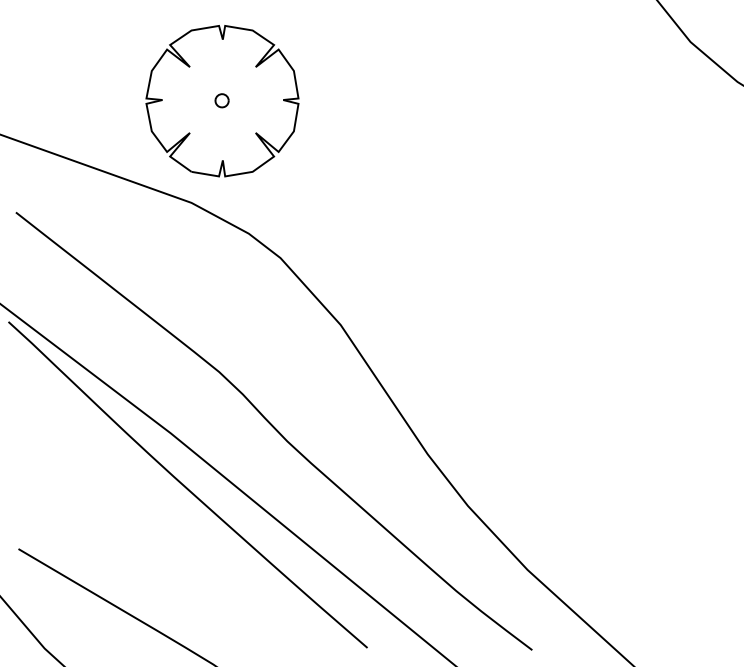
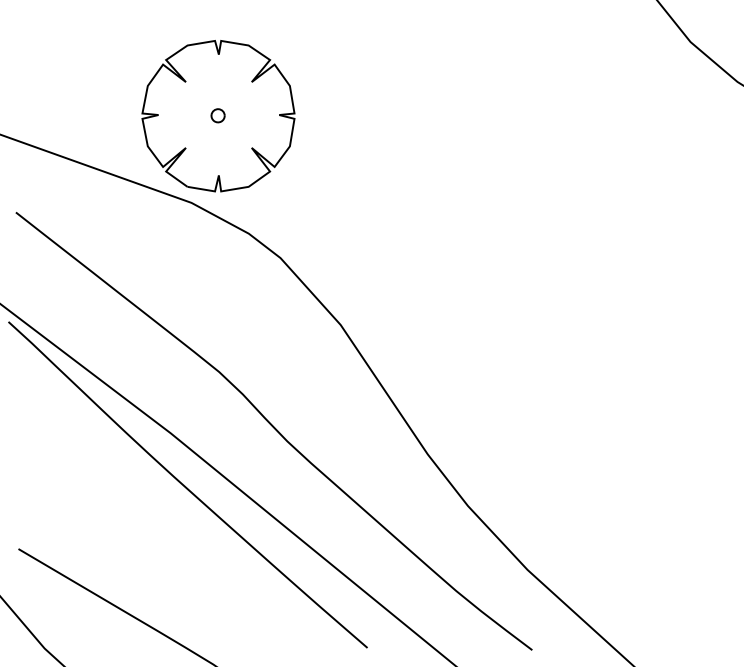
part position: (222, 101) -> (218, 116) (218, 116)
